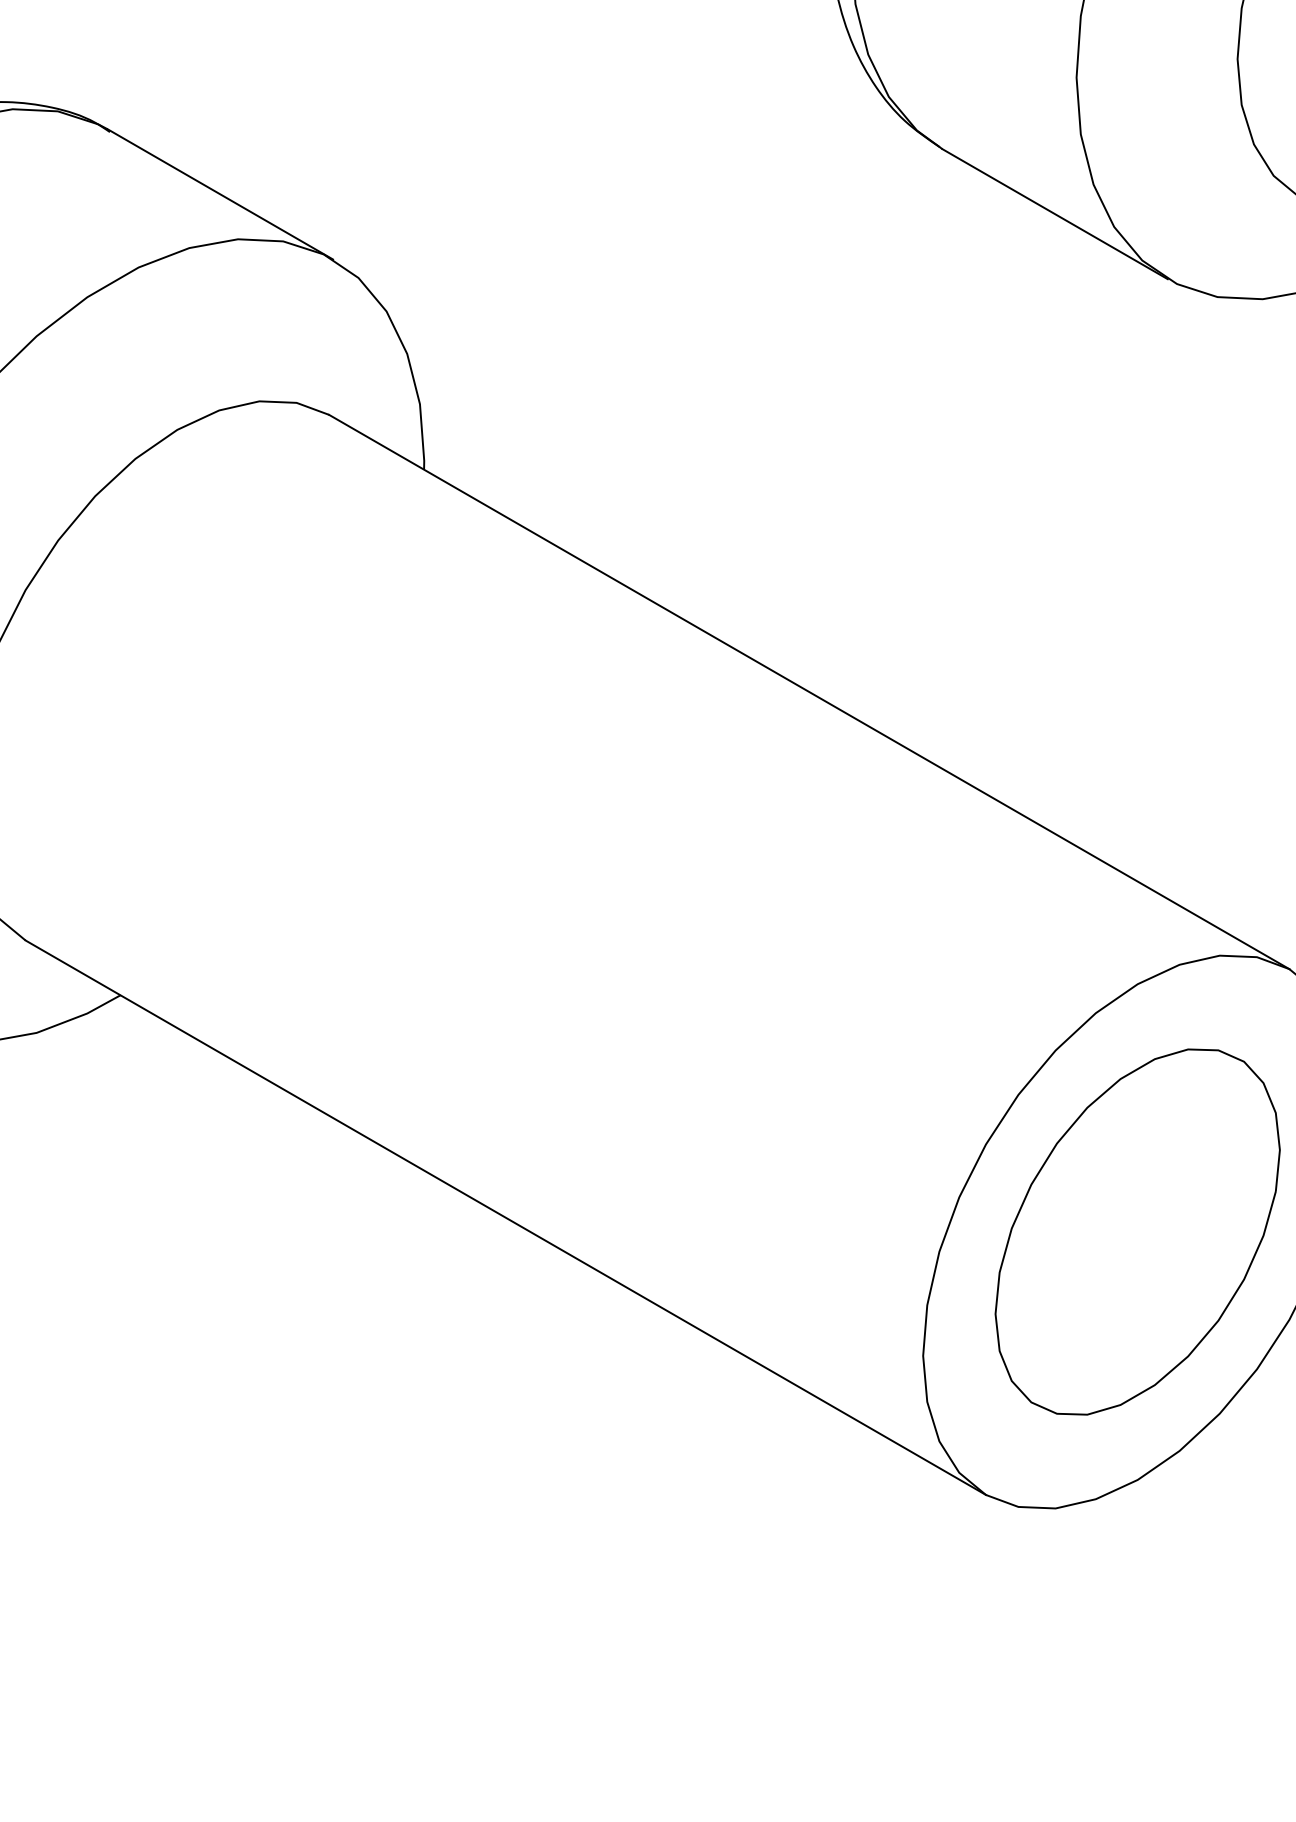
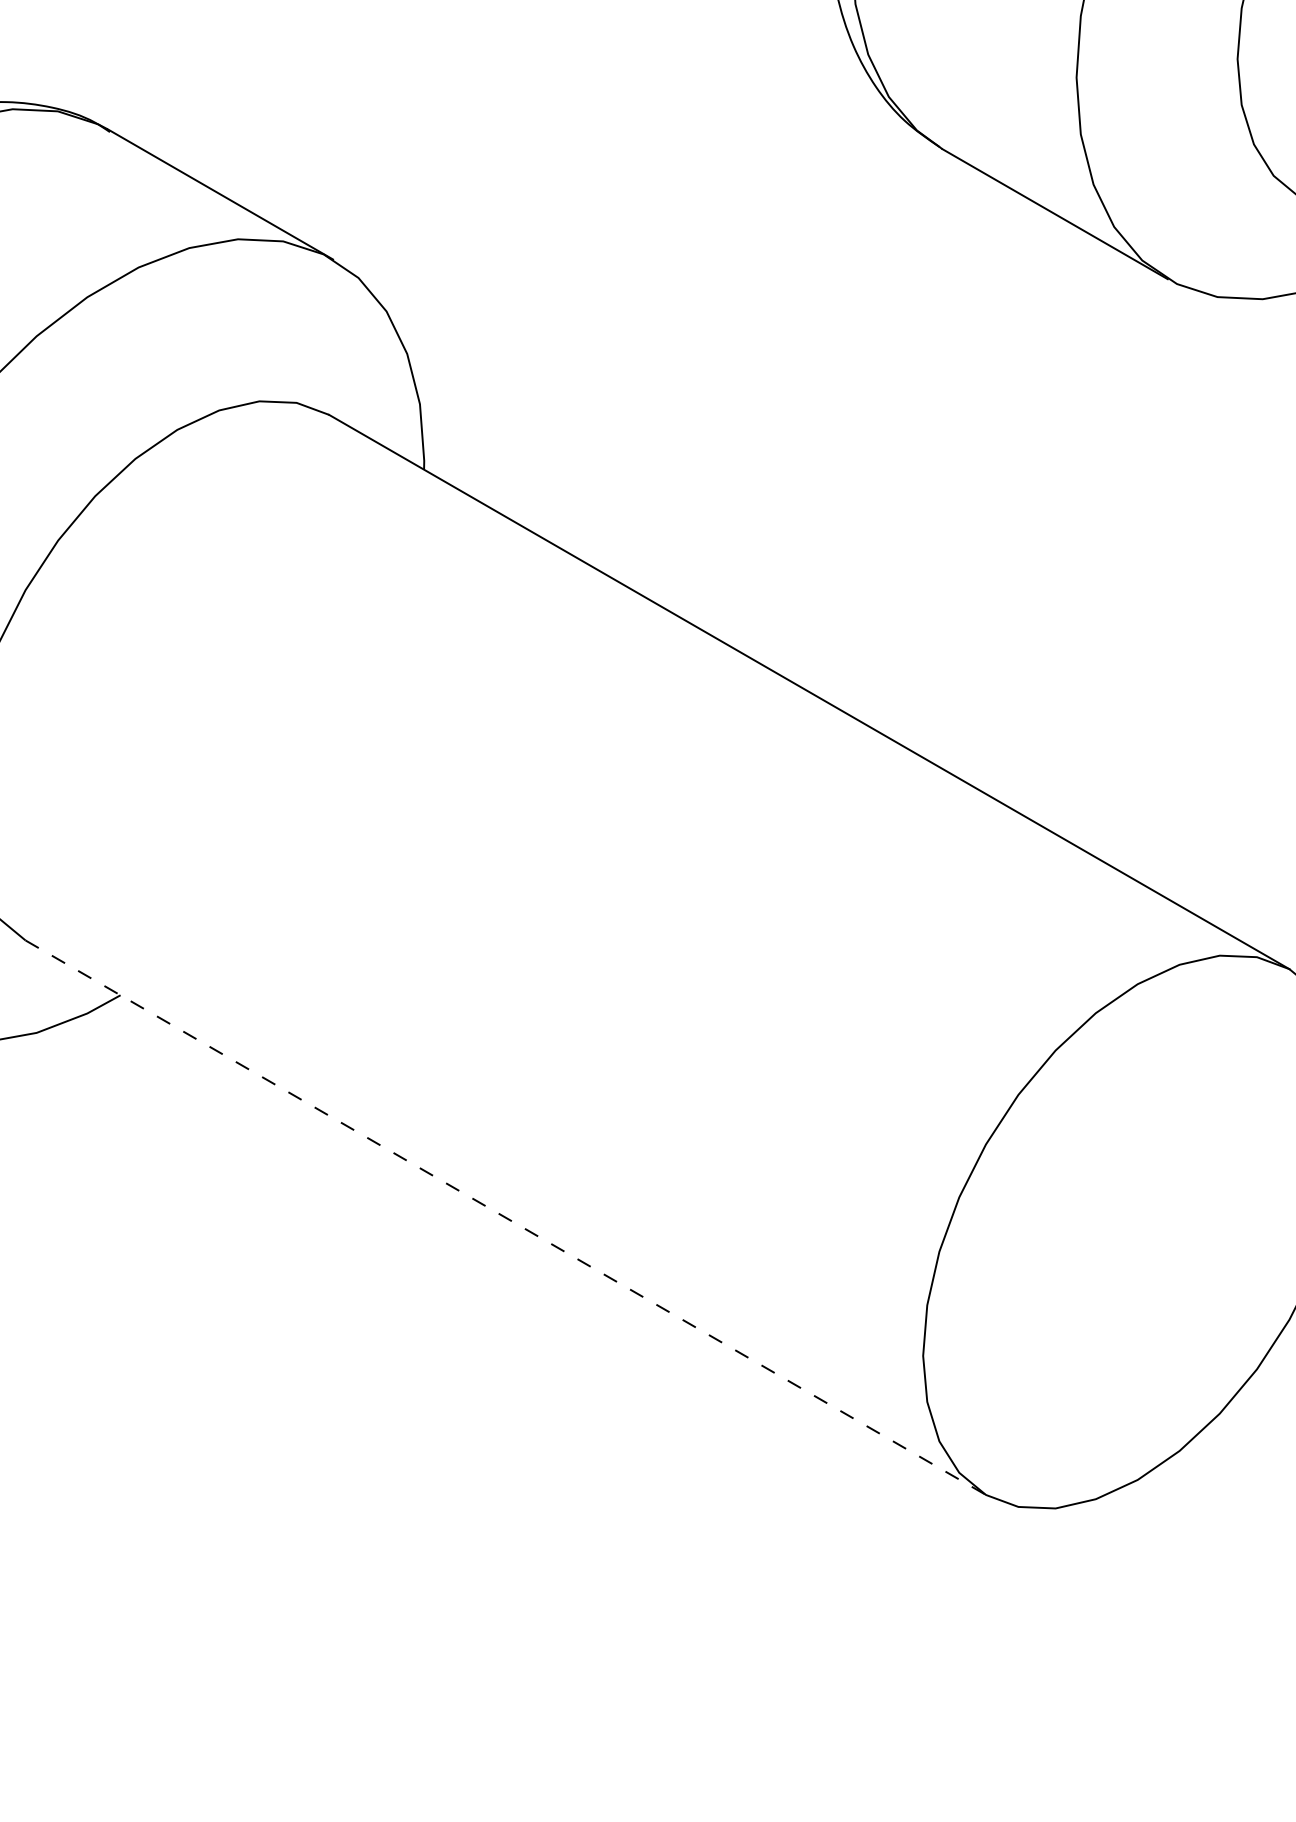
line: solid -> dashed (506, 1217)
part: present -> none (1137, 1231)
